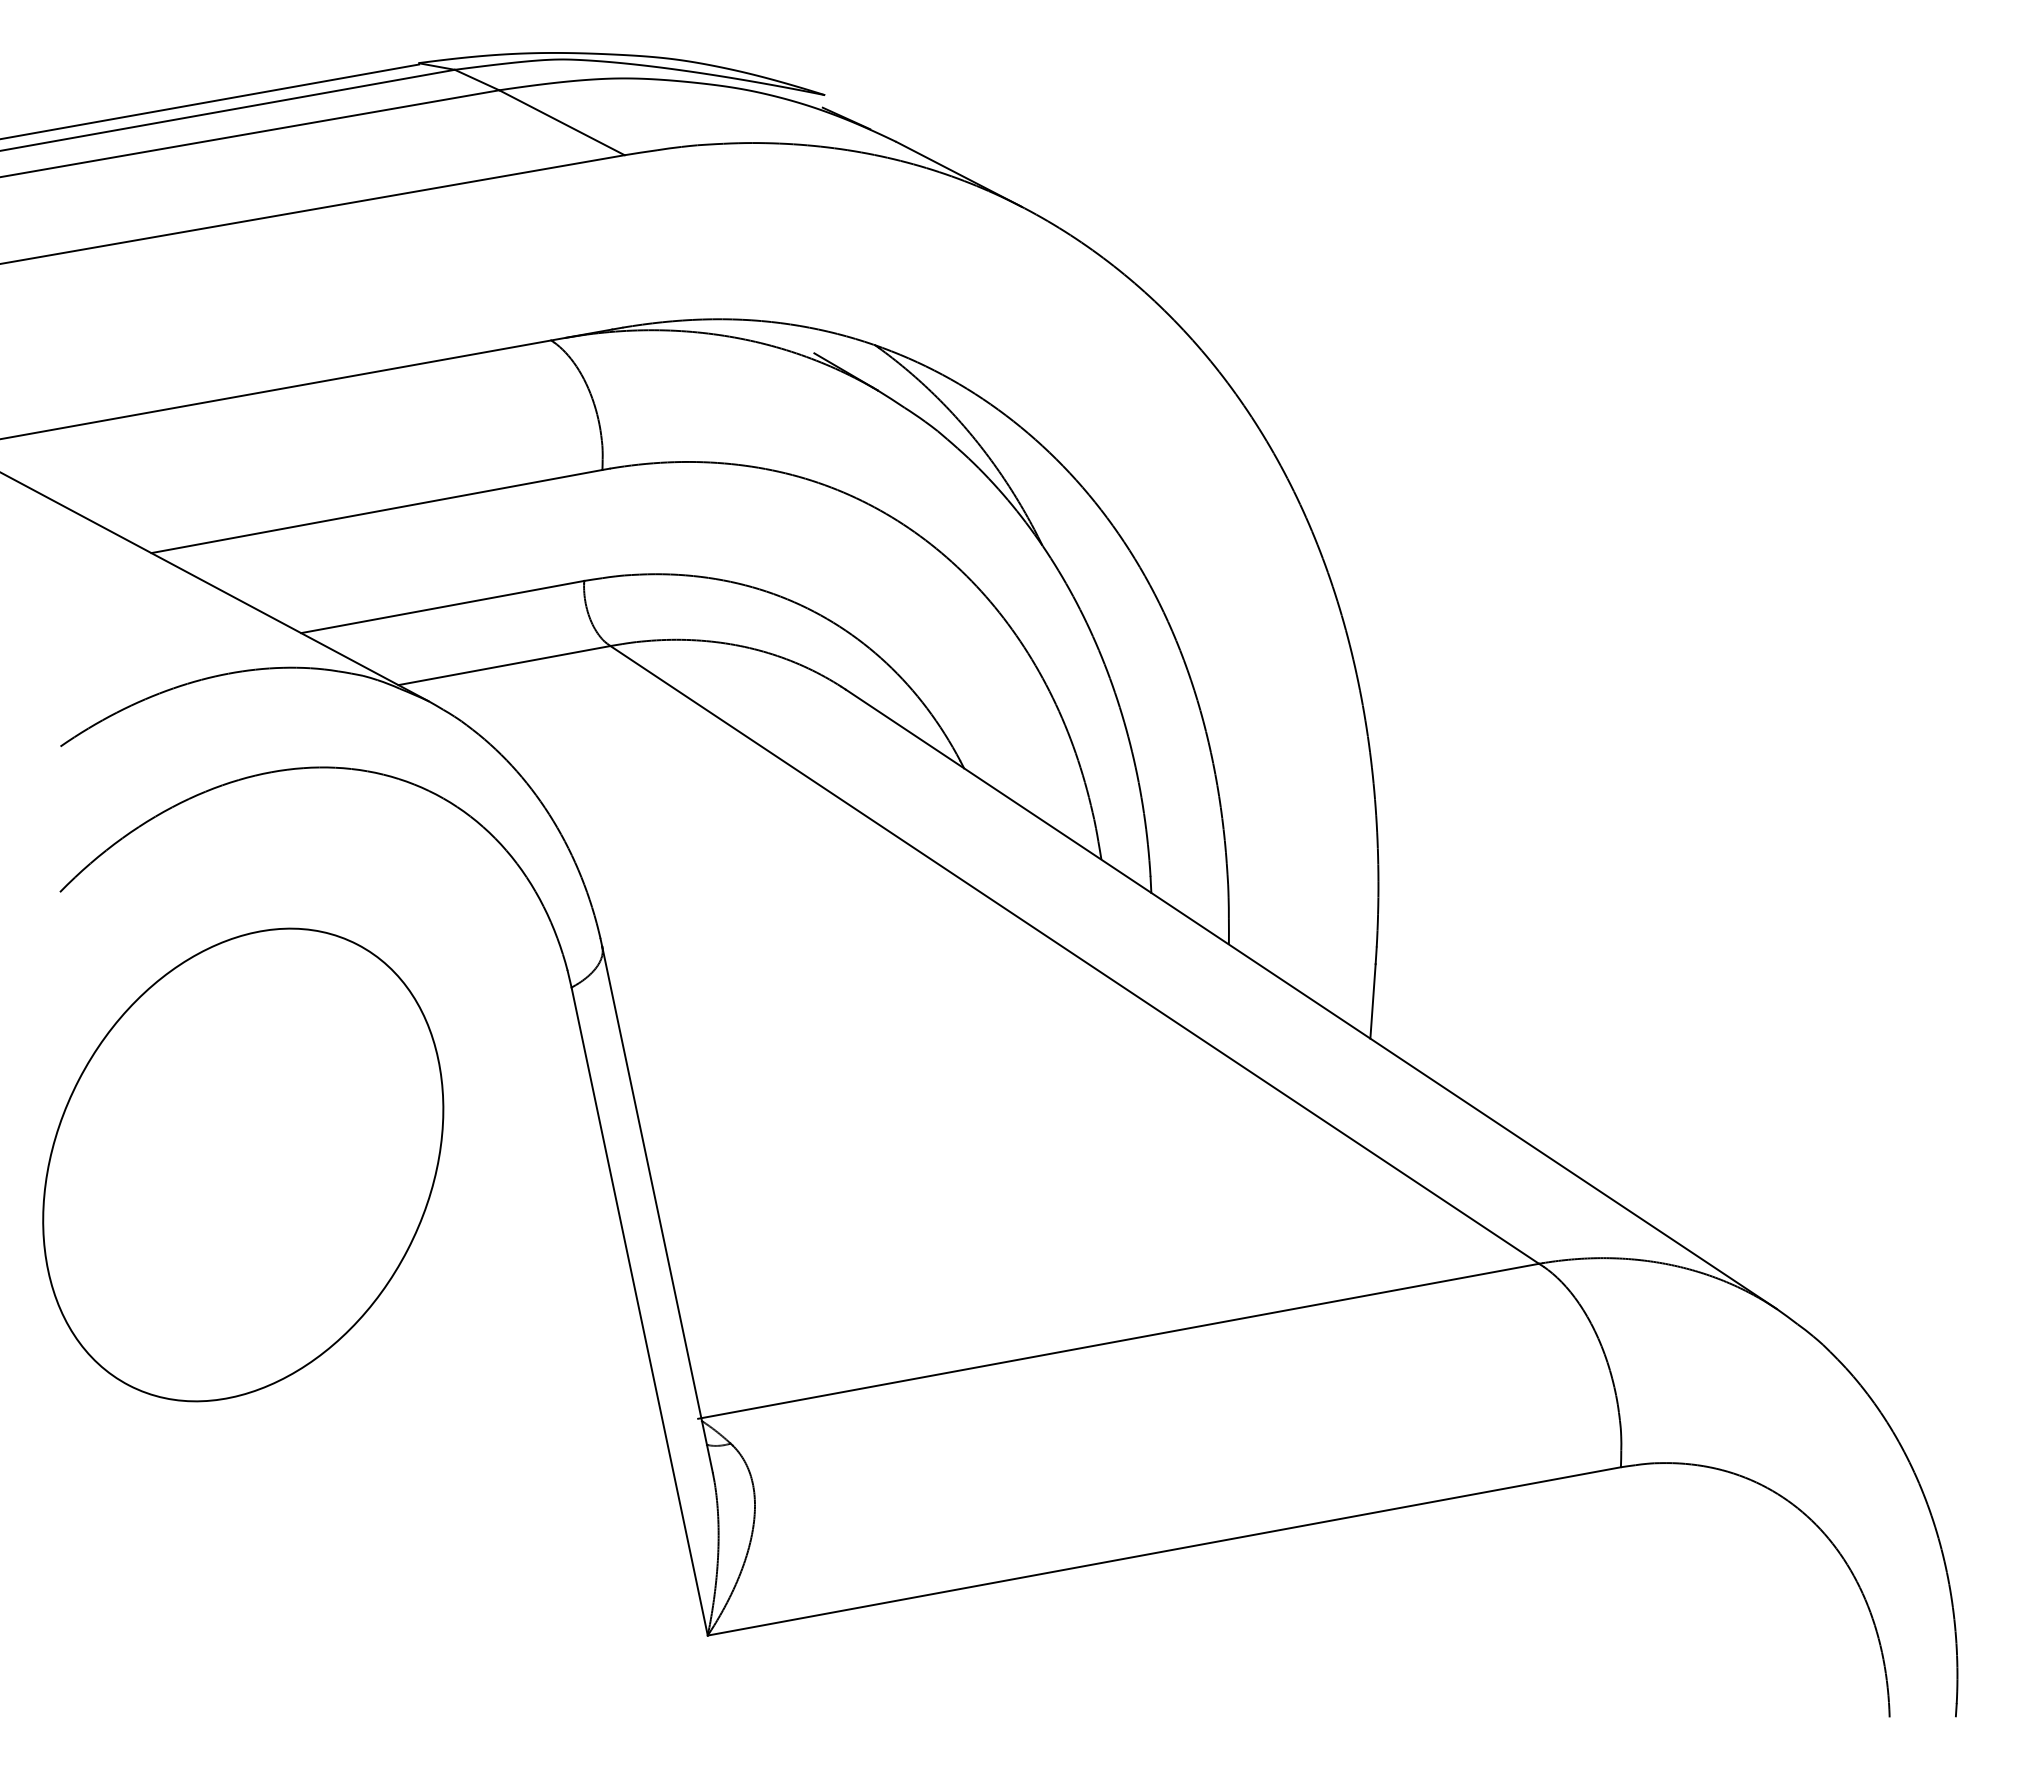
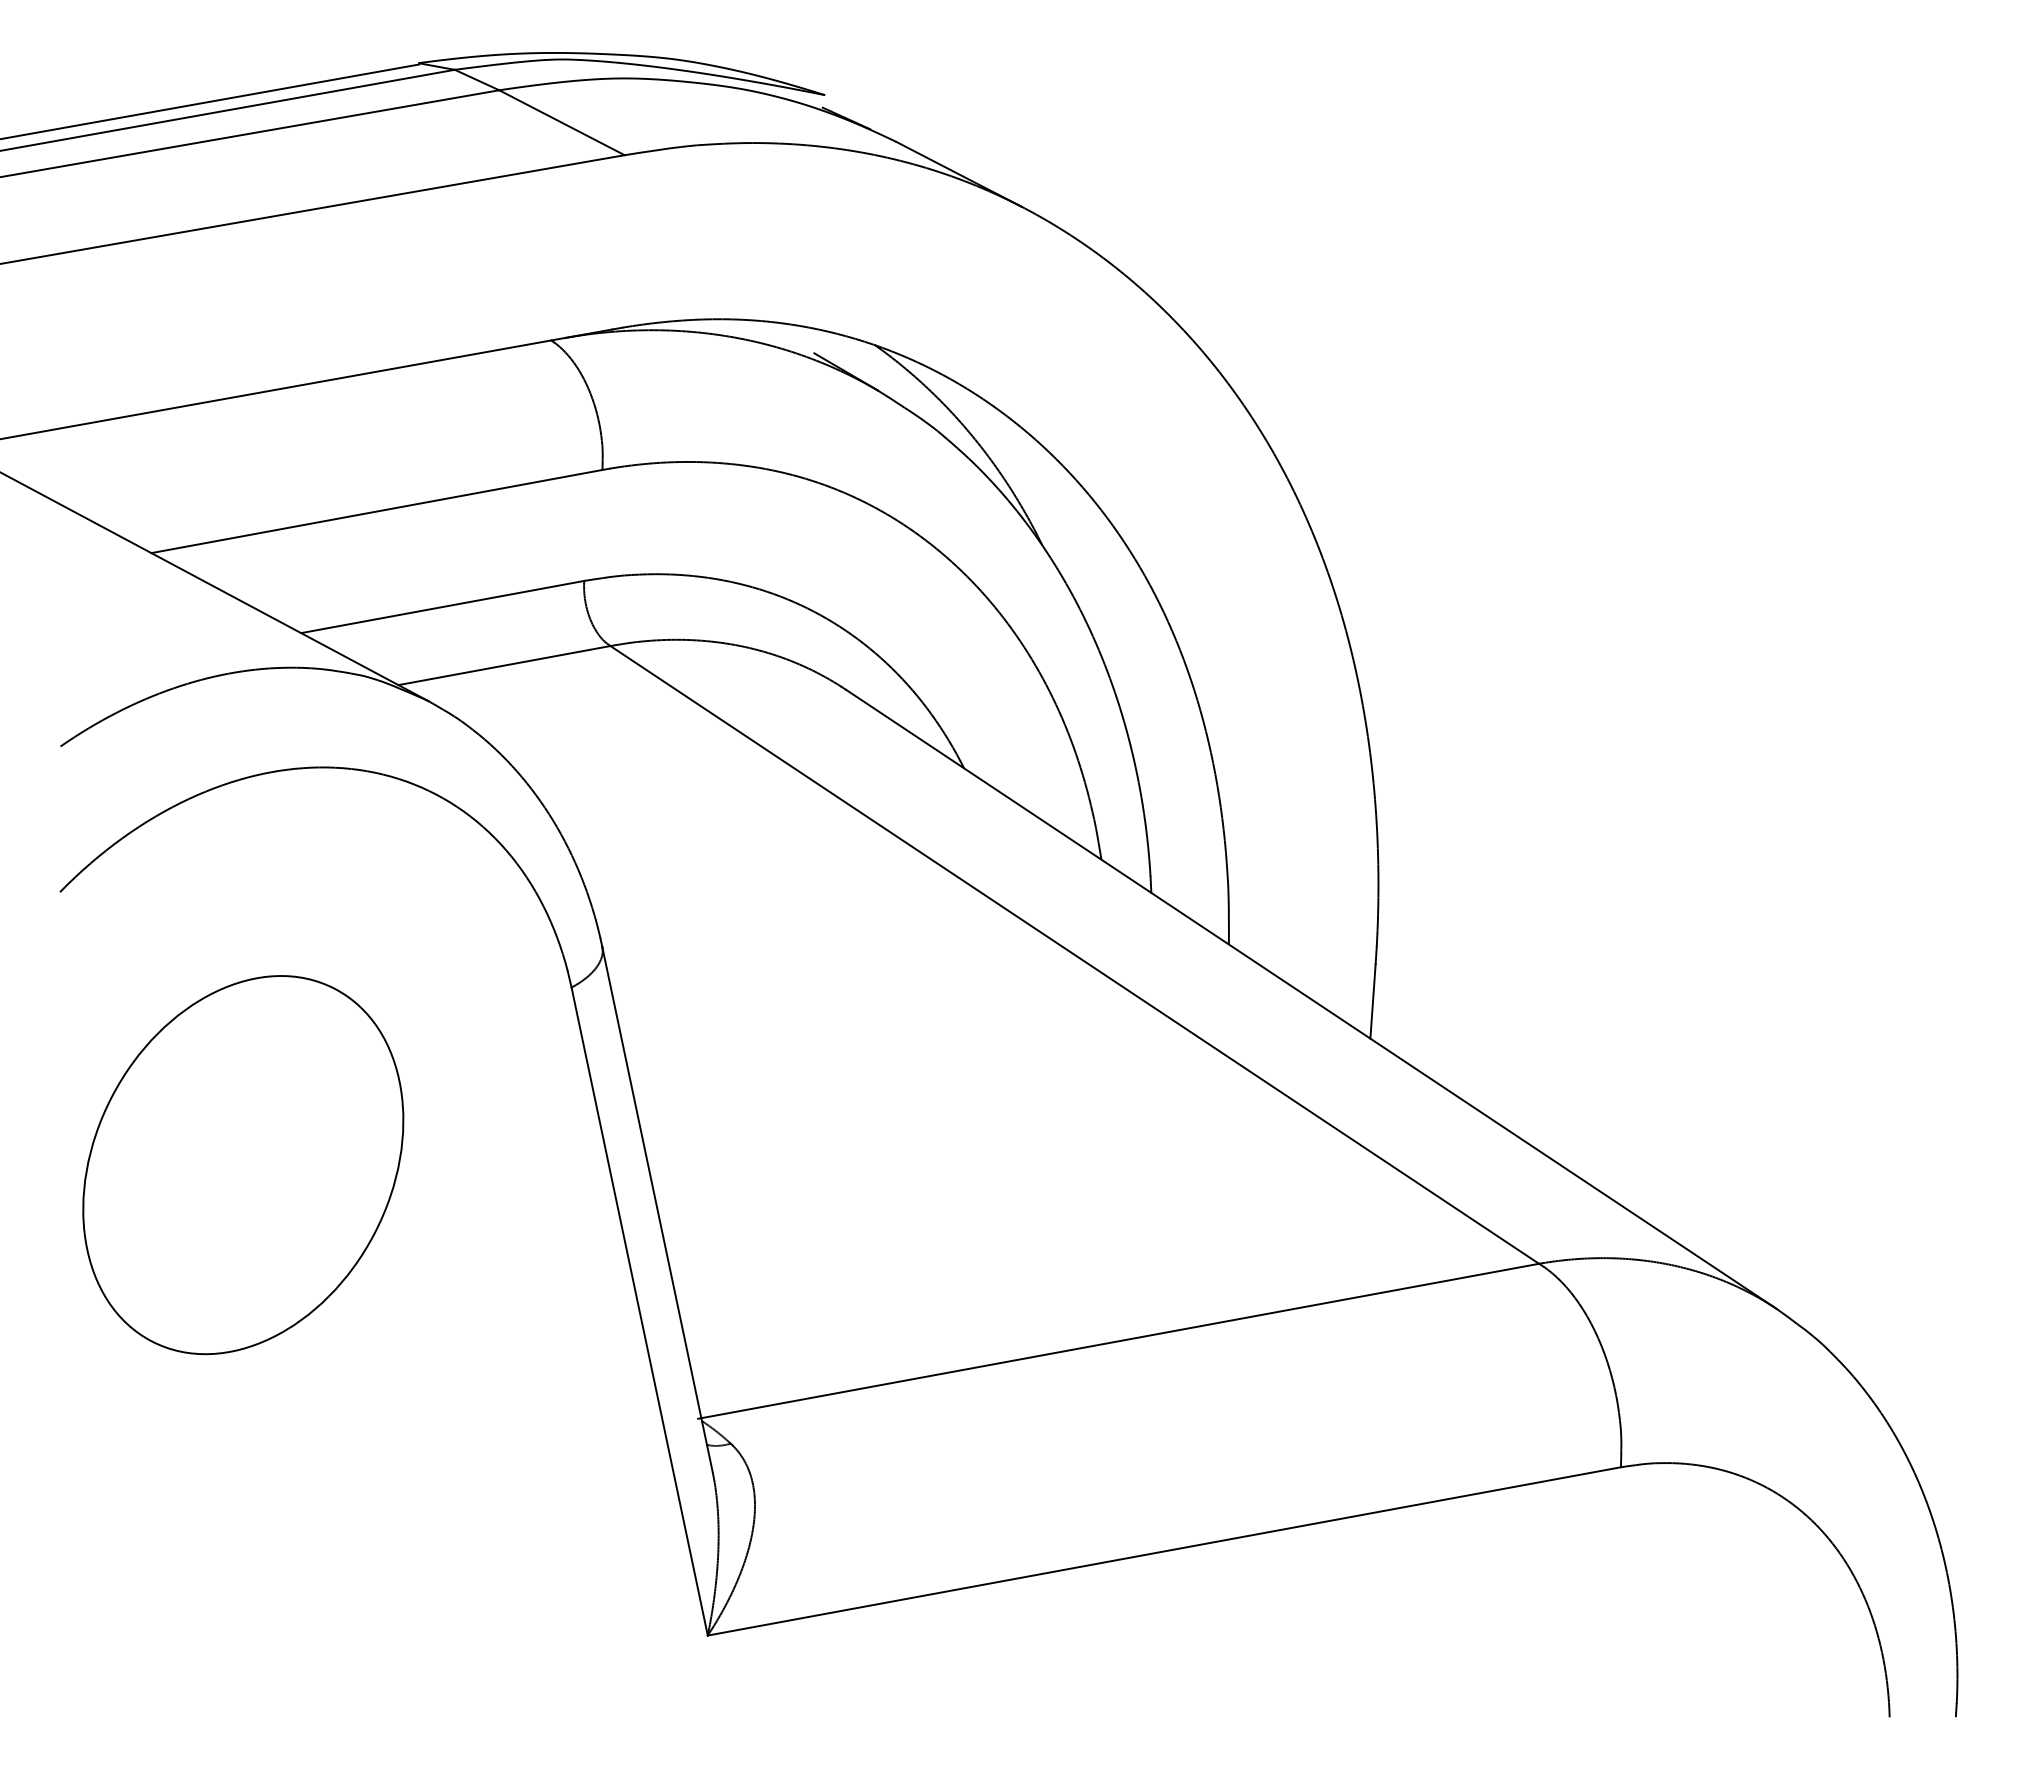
part size: 403x476 px -> 323x381 px (243, 1165)
